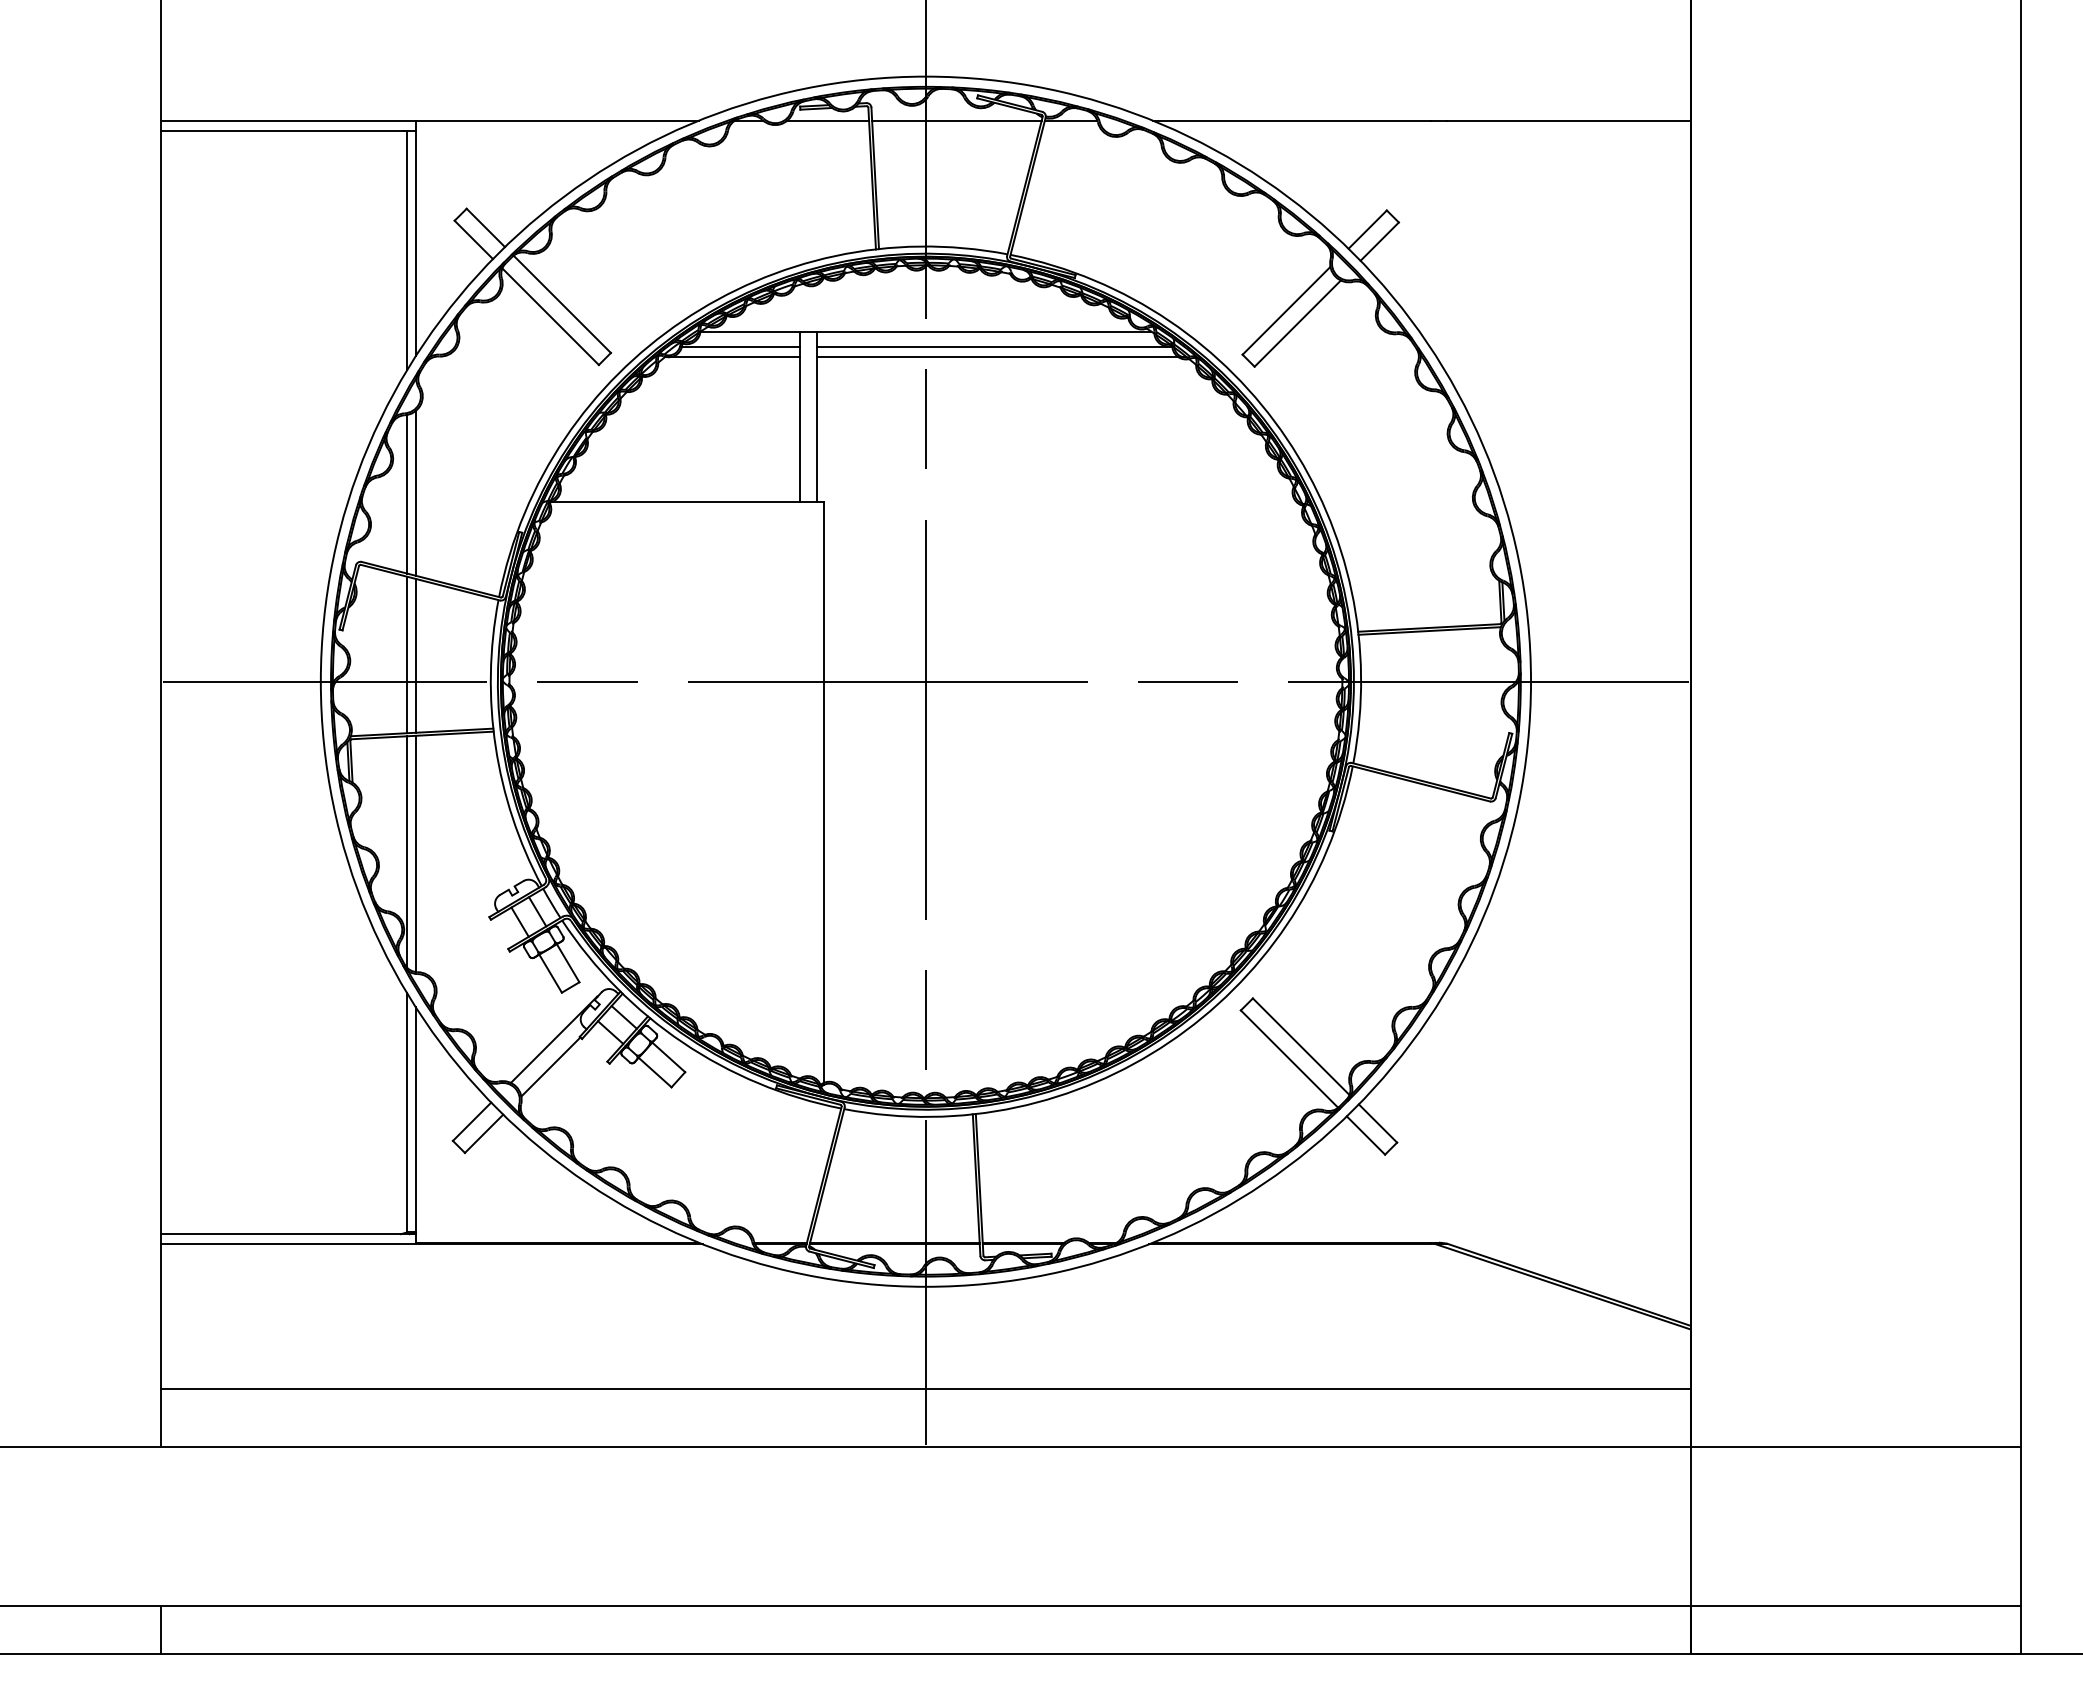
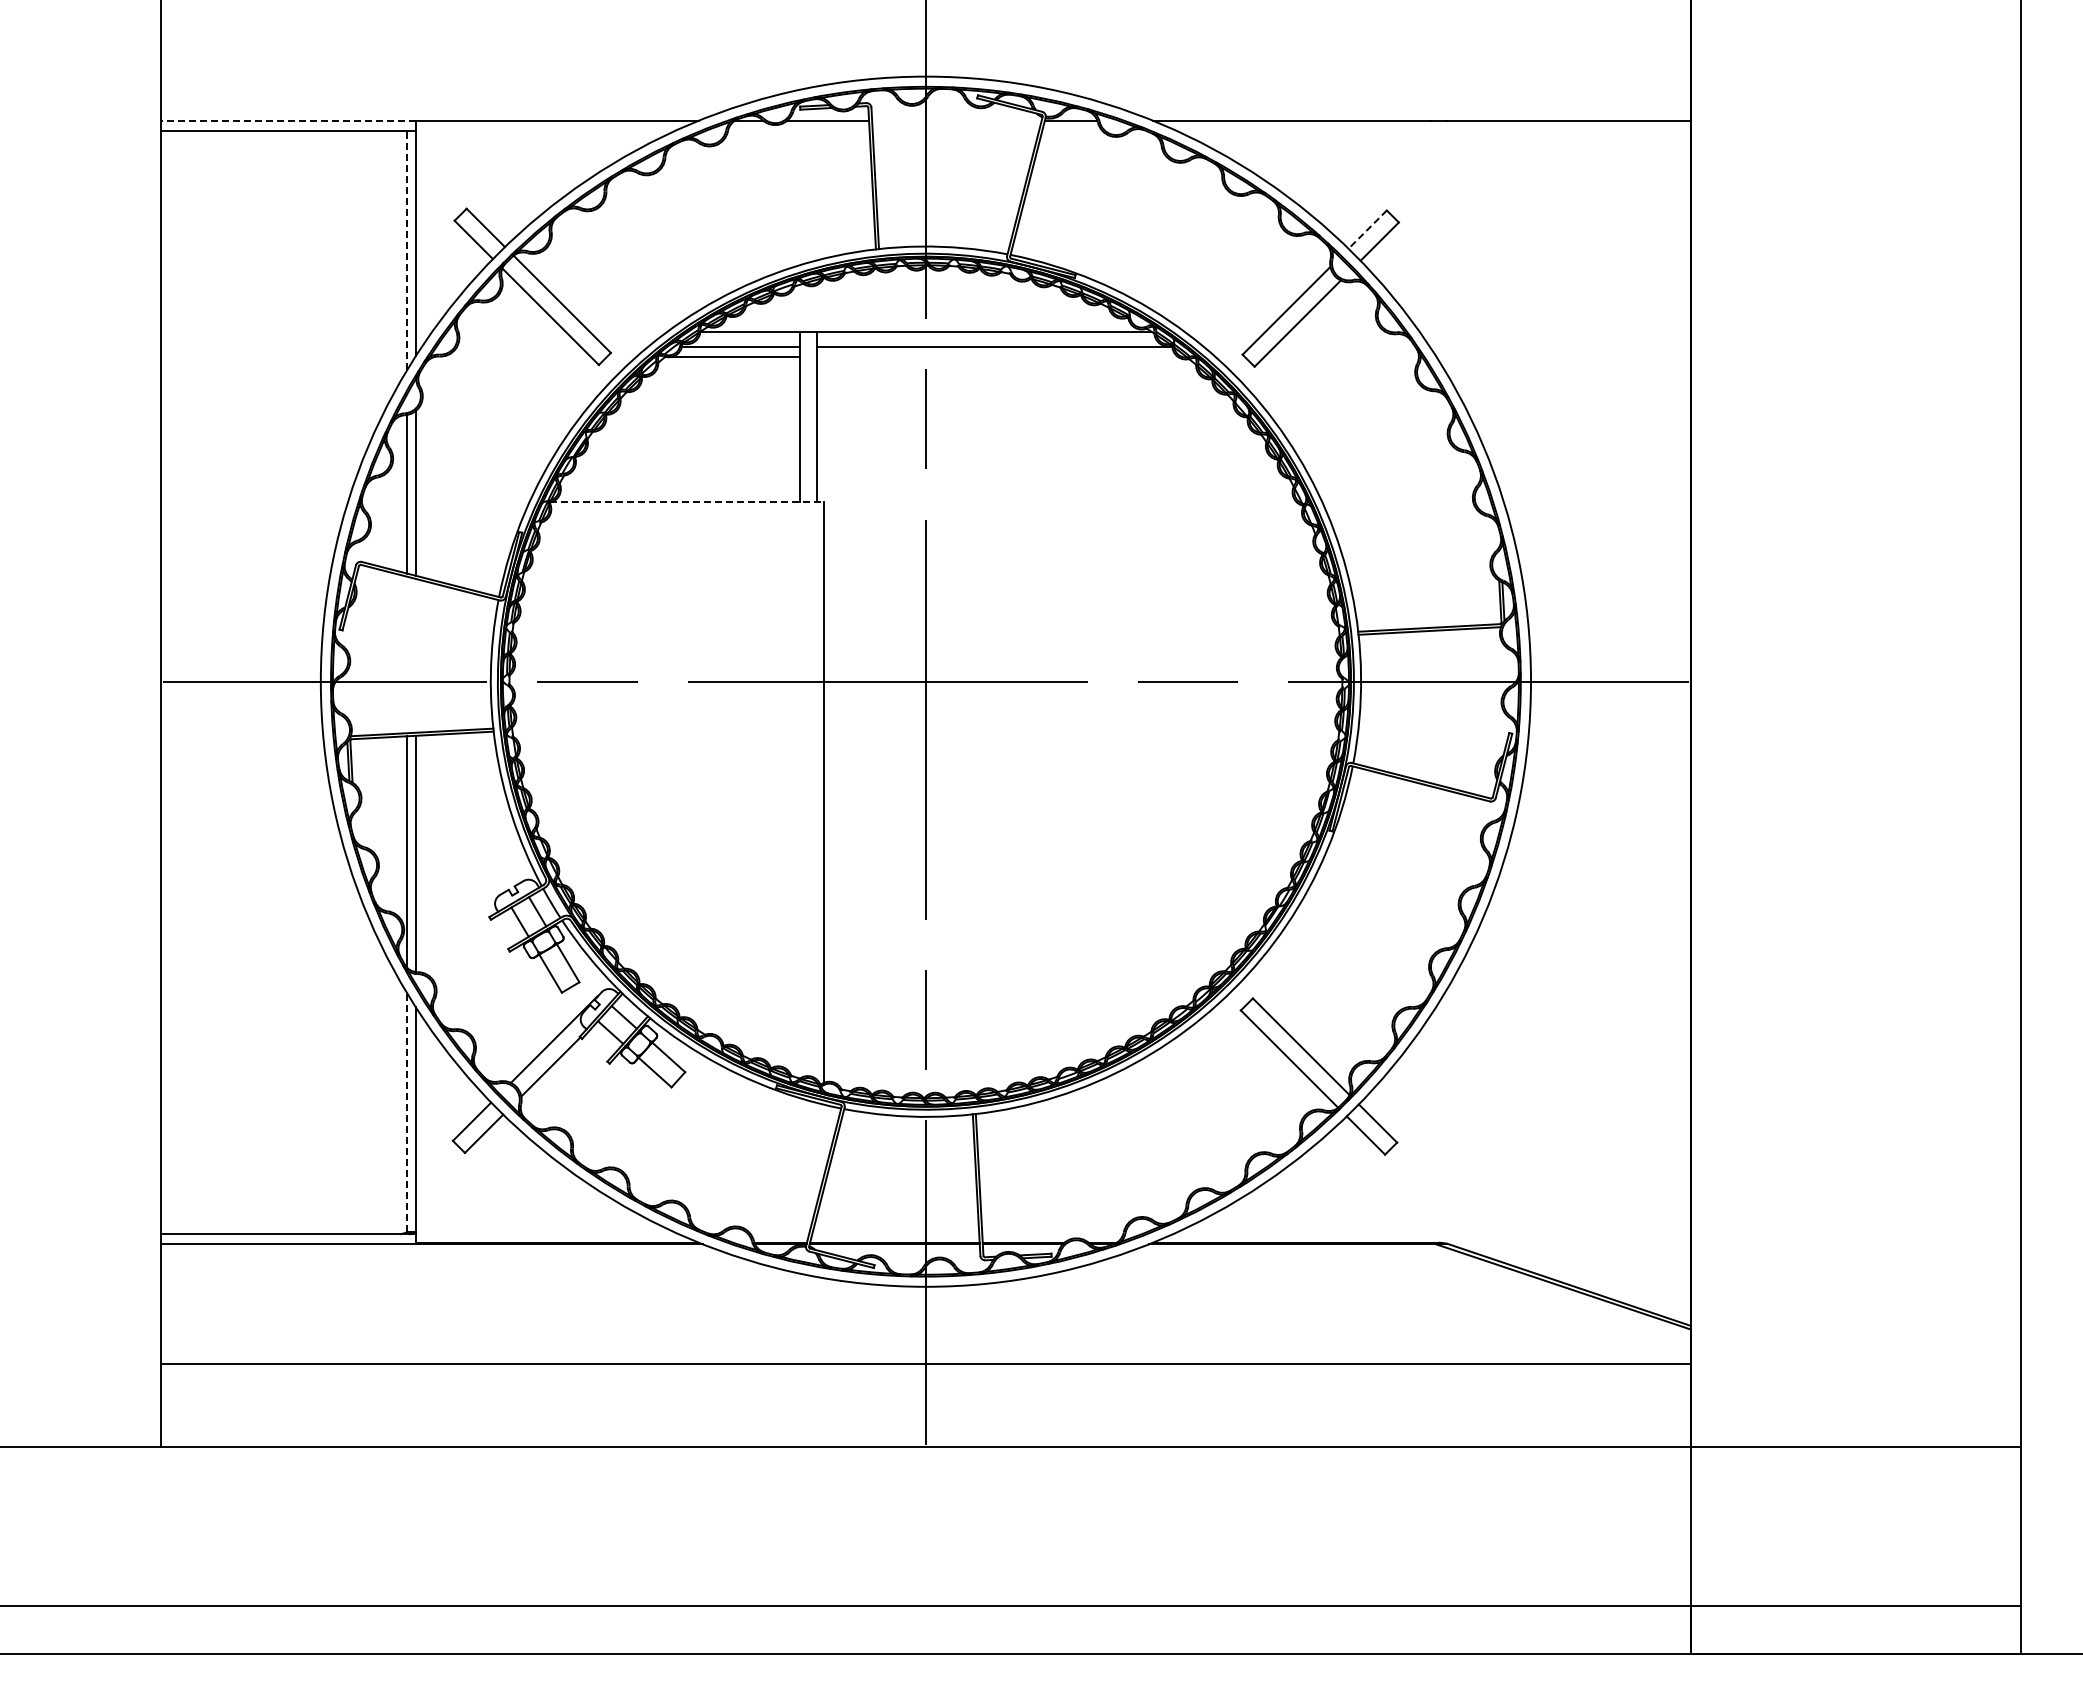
line: solid -> dashed (288, 120)
line: present -> none (956, 120)
line: solid -> dashed (1367, 229)
line: solid -> dashed (407, 250)
line: present -> none (1001, 356)
line: solid -> dashed (687, 501)
line: present -> none (407, 654)
line: present -> none (416, 655)
line: solid -> dashed (407, 1112)
line position: (925, 1388) -> (925, 1363) (925, 1363)
line: present -> none (161, 1629)
